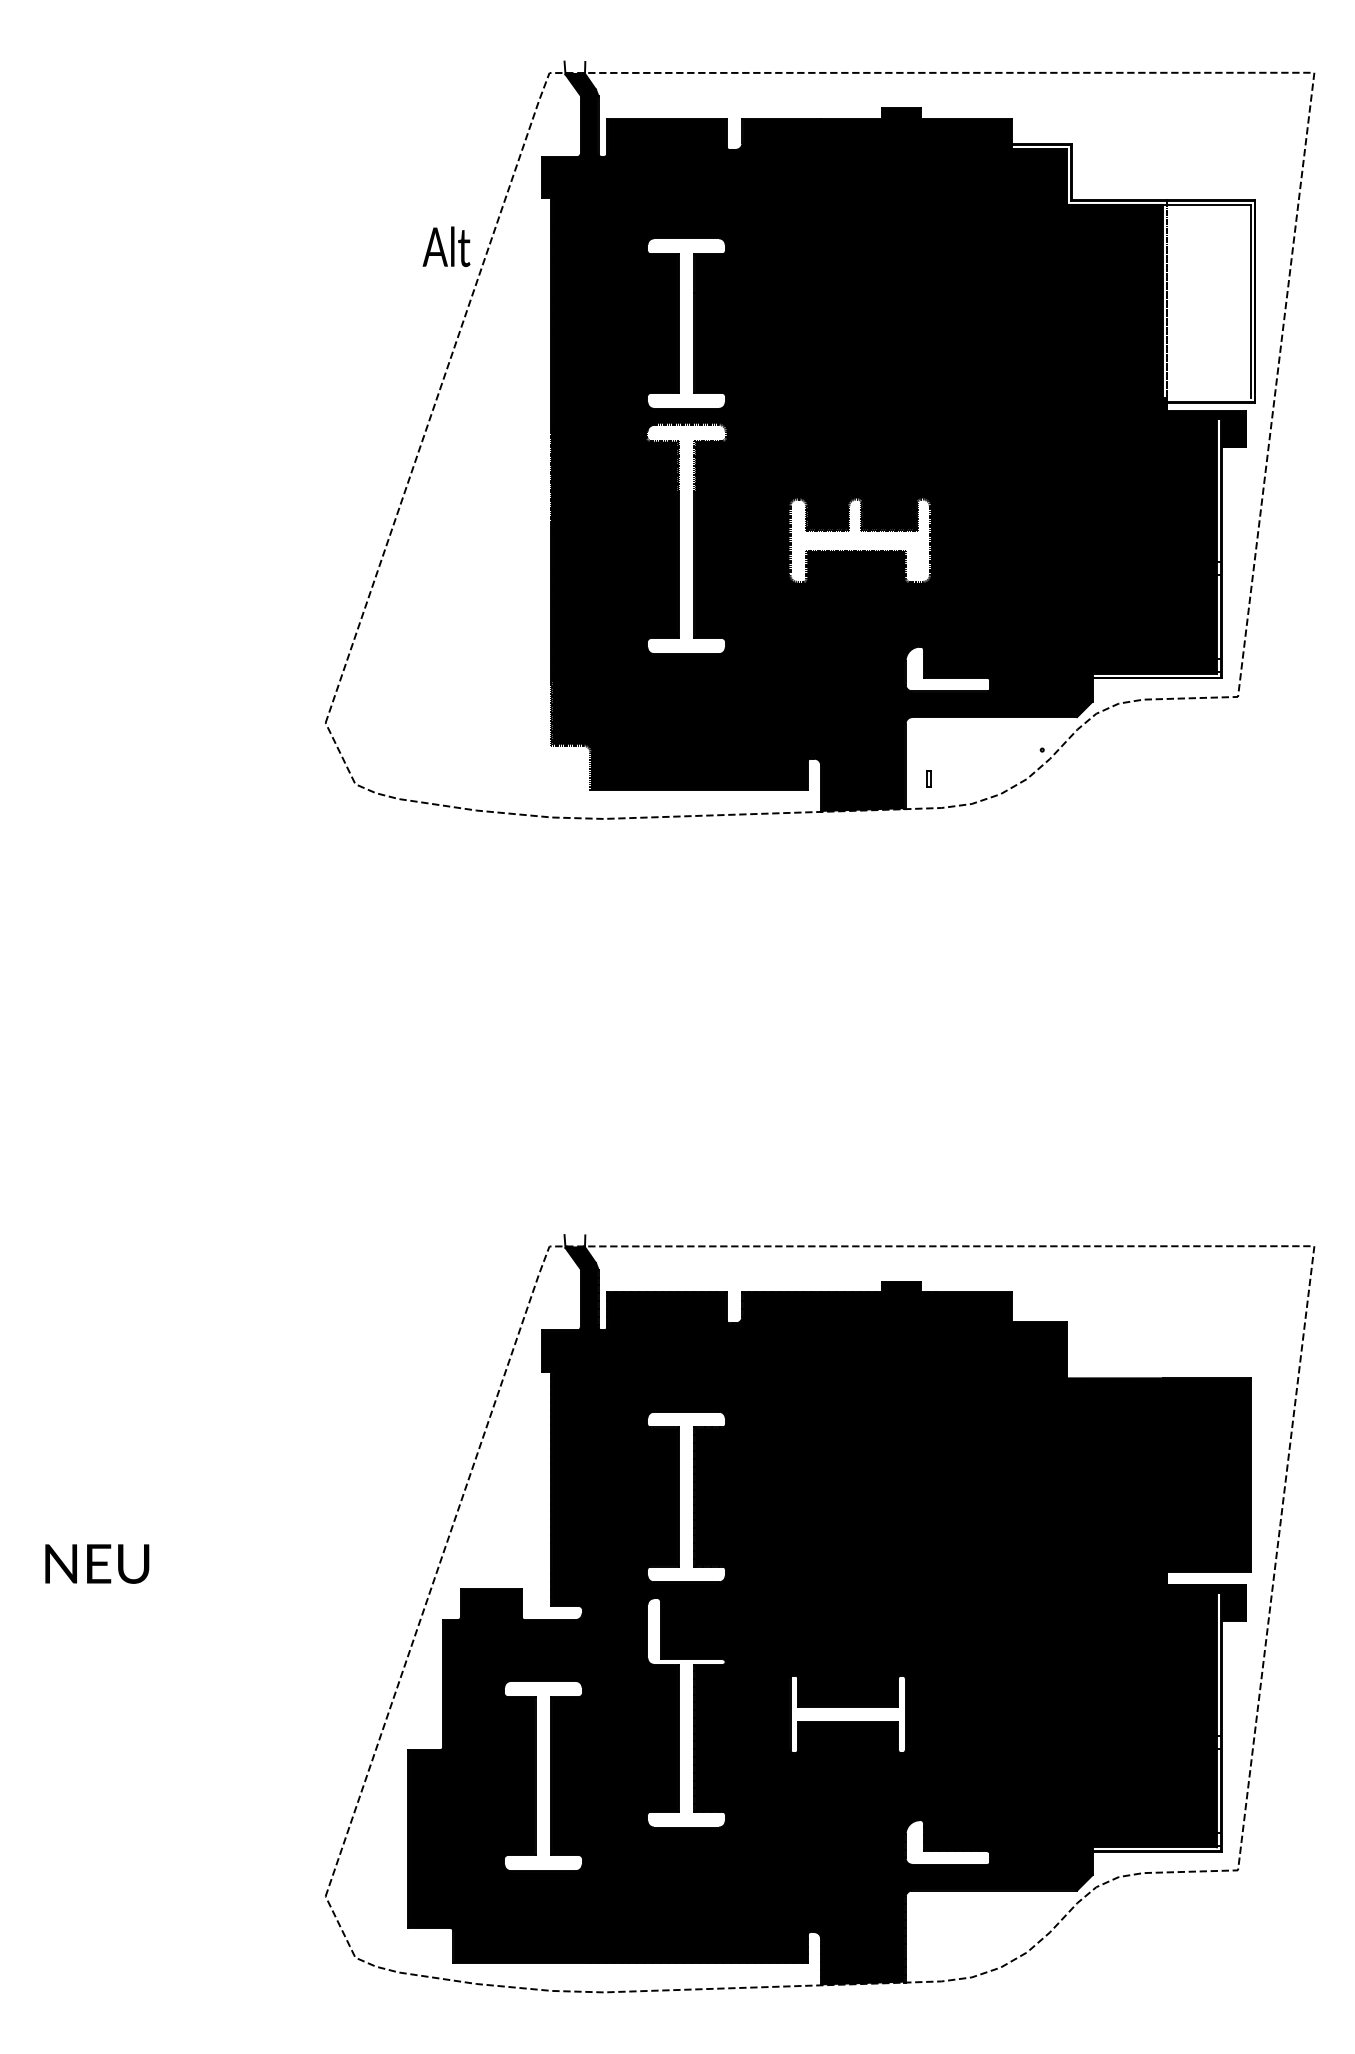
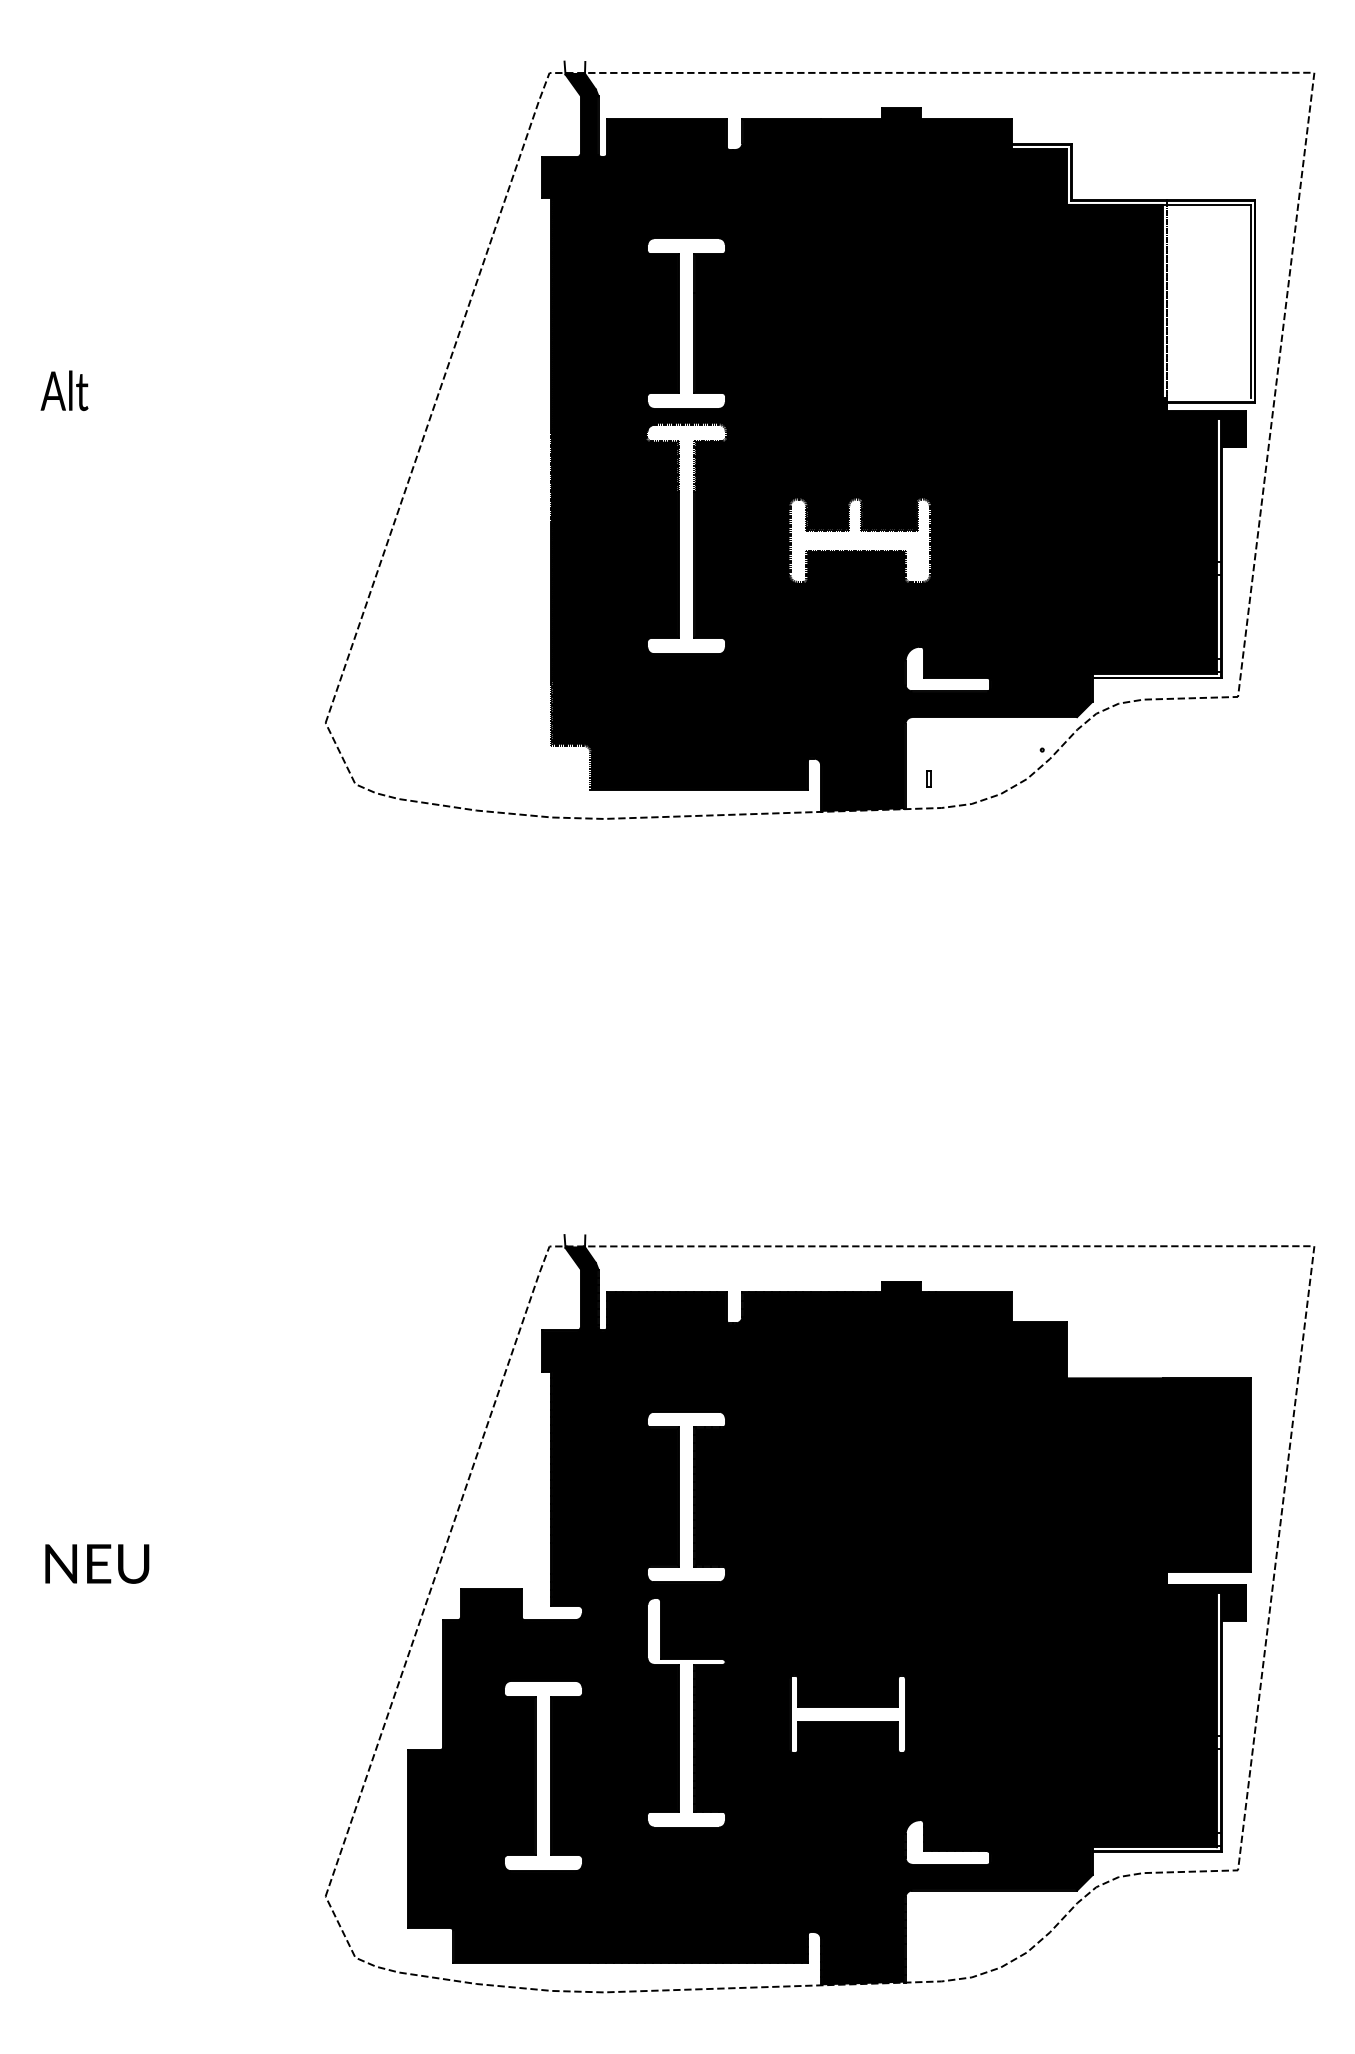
text position: (446, 246) -> (64, 390) (64, 390)
